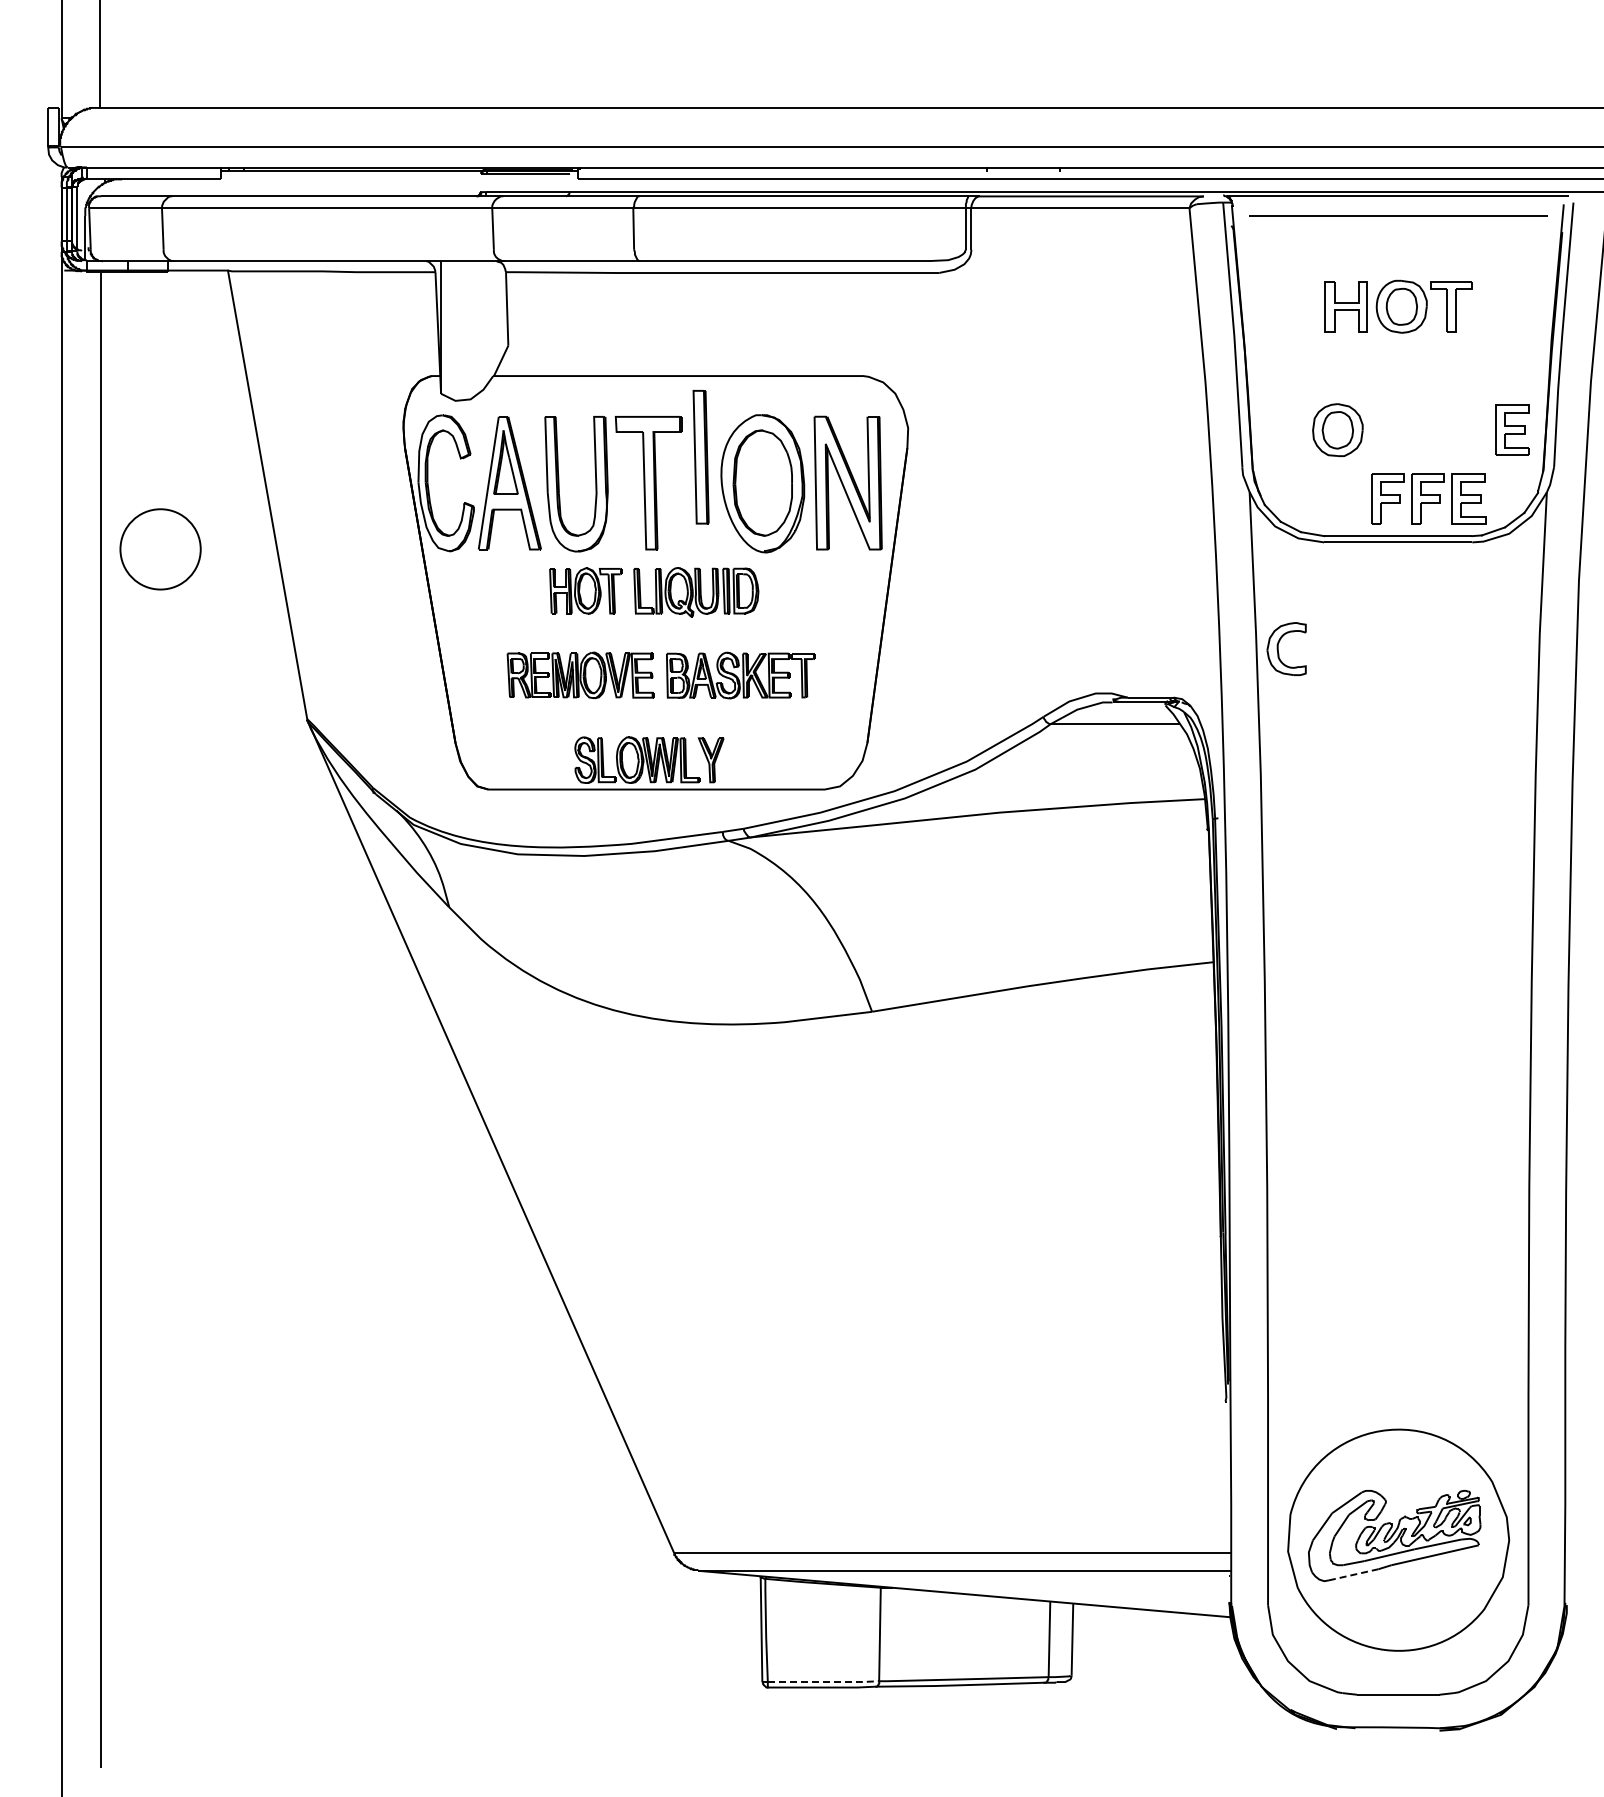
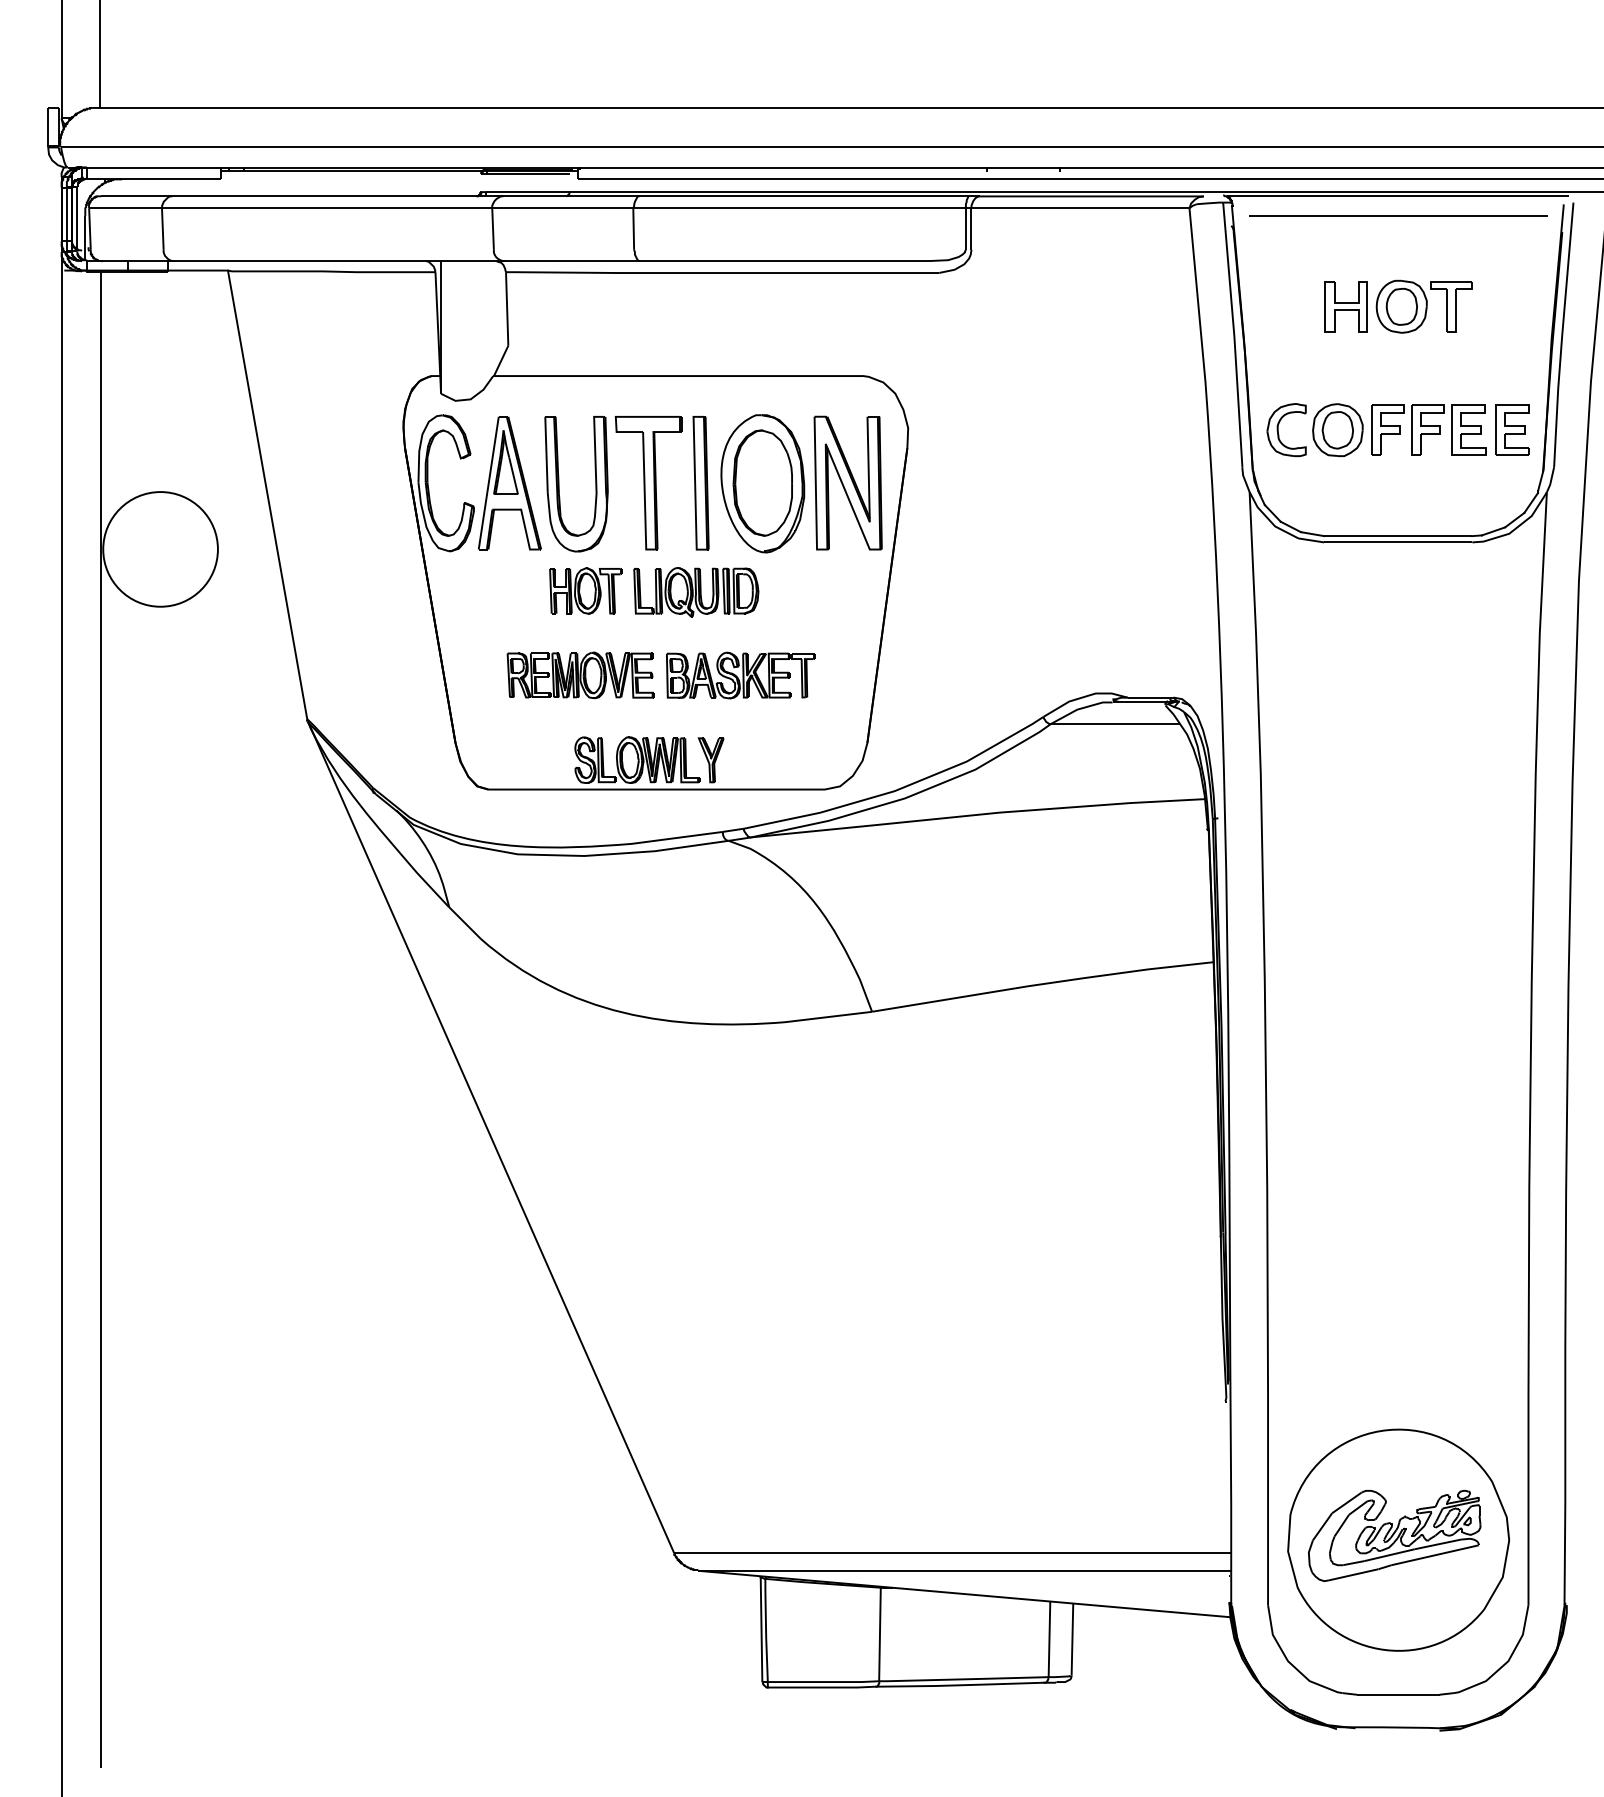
part position: (700, 457) -> (700, 483) (700, 483)
part position: (1428, 498) -> (1428, 429) (1428, 429)
circle diameter: 80 px -> 115 px (160, 549)
part position: (1278, 648) -> (1278, 429) (1278, 429)
line: dashed -> solid (1354, 1574)
line: dashed -> solid (824, 1682)
